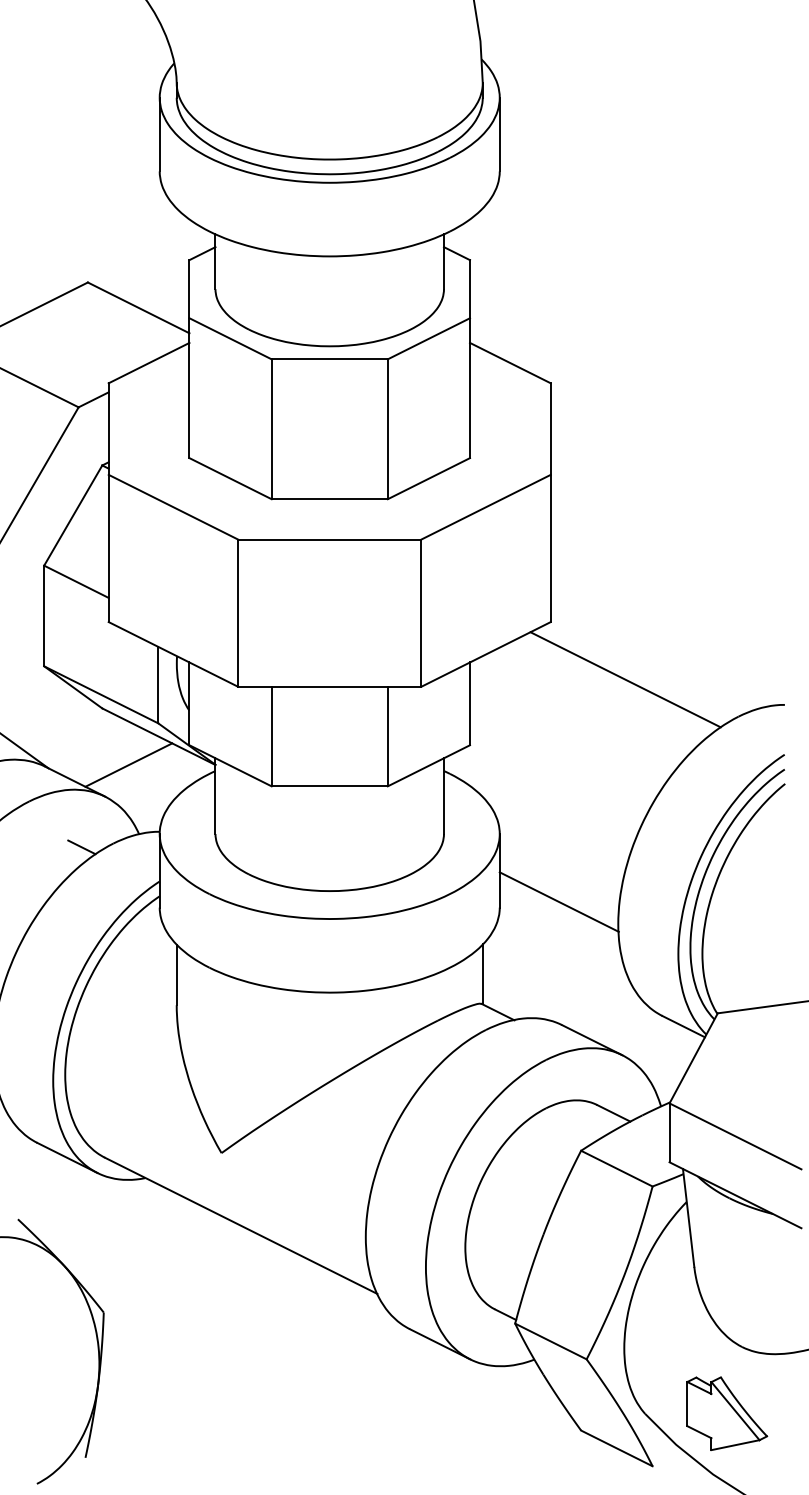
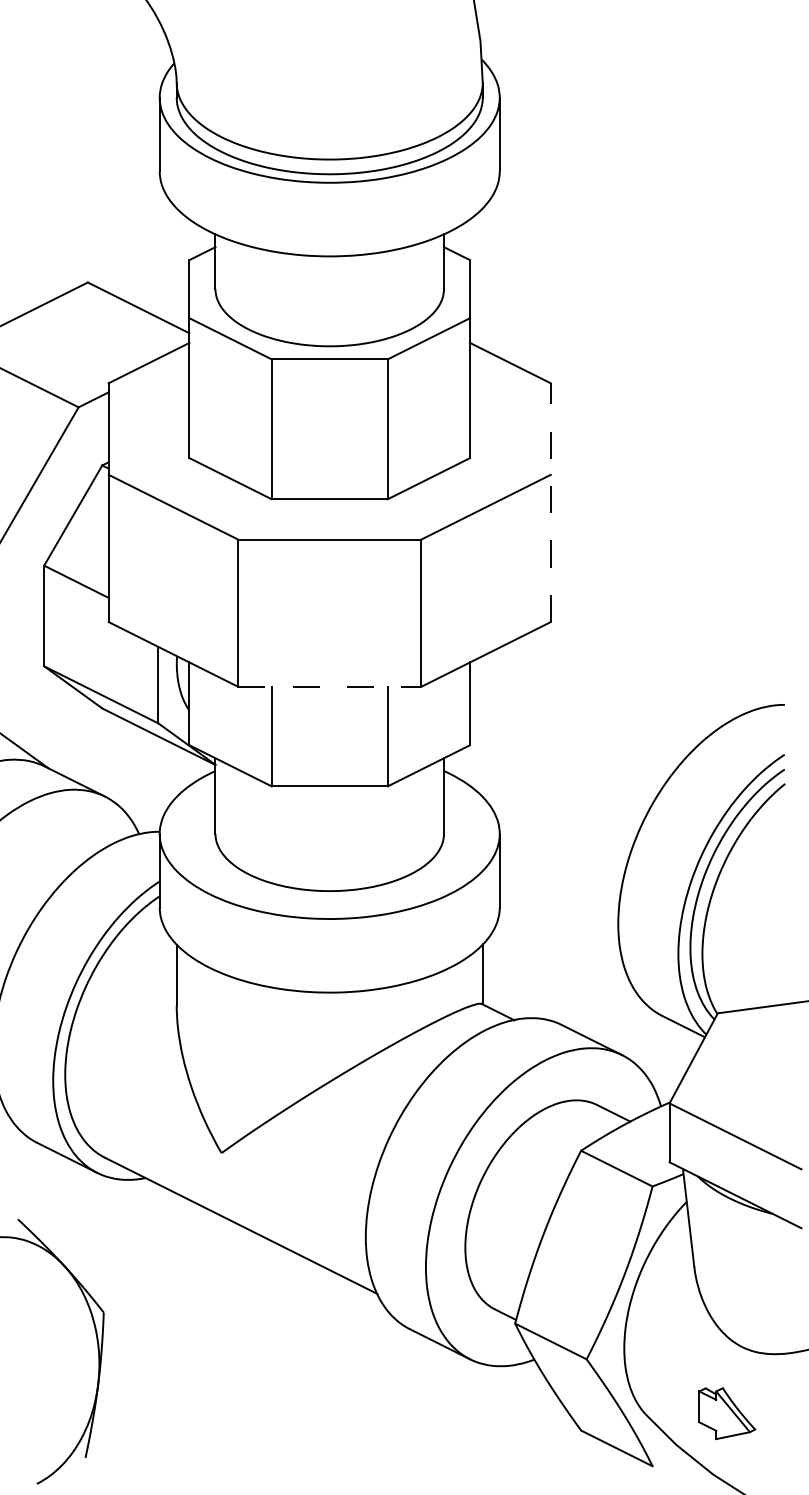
line: solid -> dashed (550, 502)
line: present -> none (625, 679)
line: solid -> dashed (329, 686)
line: present -> none (128, 764)
line: present -> none (81, 847)
line: present -> none (558, 901)
part size: 83x75 px -> 59x53 px (727, 1413)
